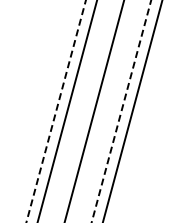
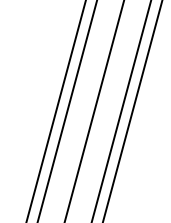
line: dashed -> solid (56, 111)
line: dashed -> solid (121, 111)
